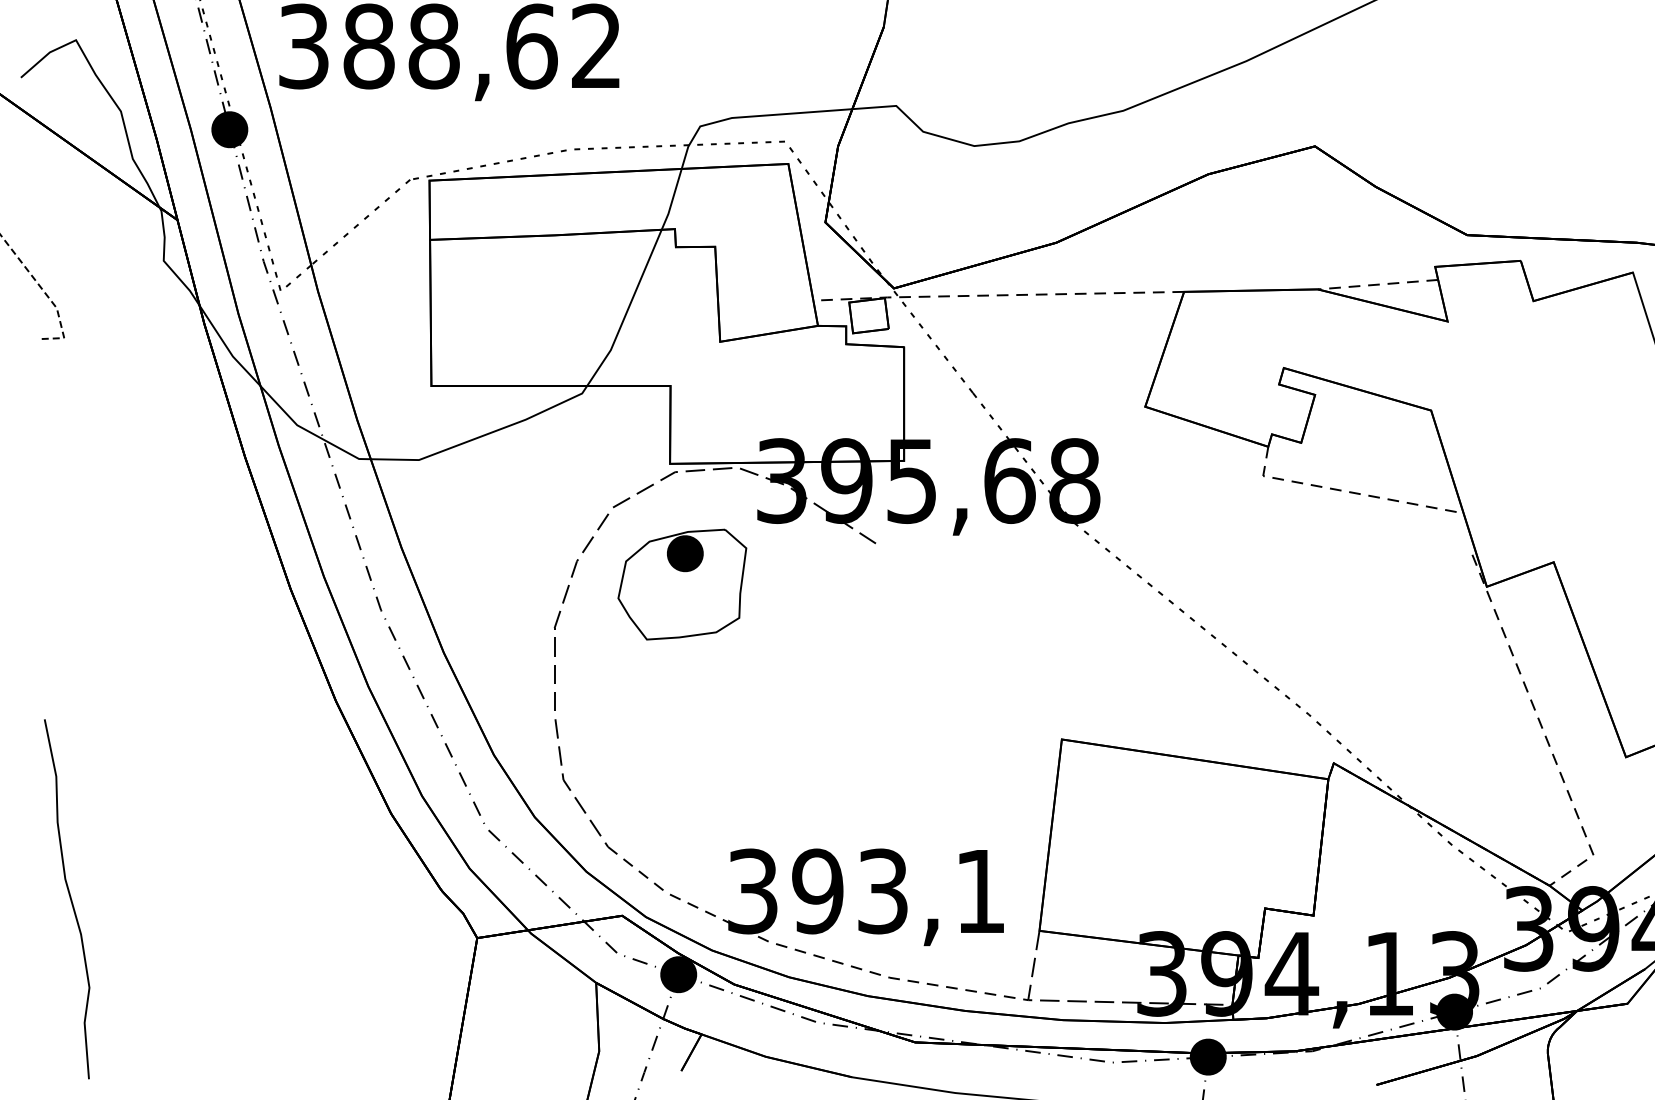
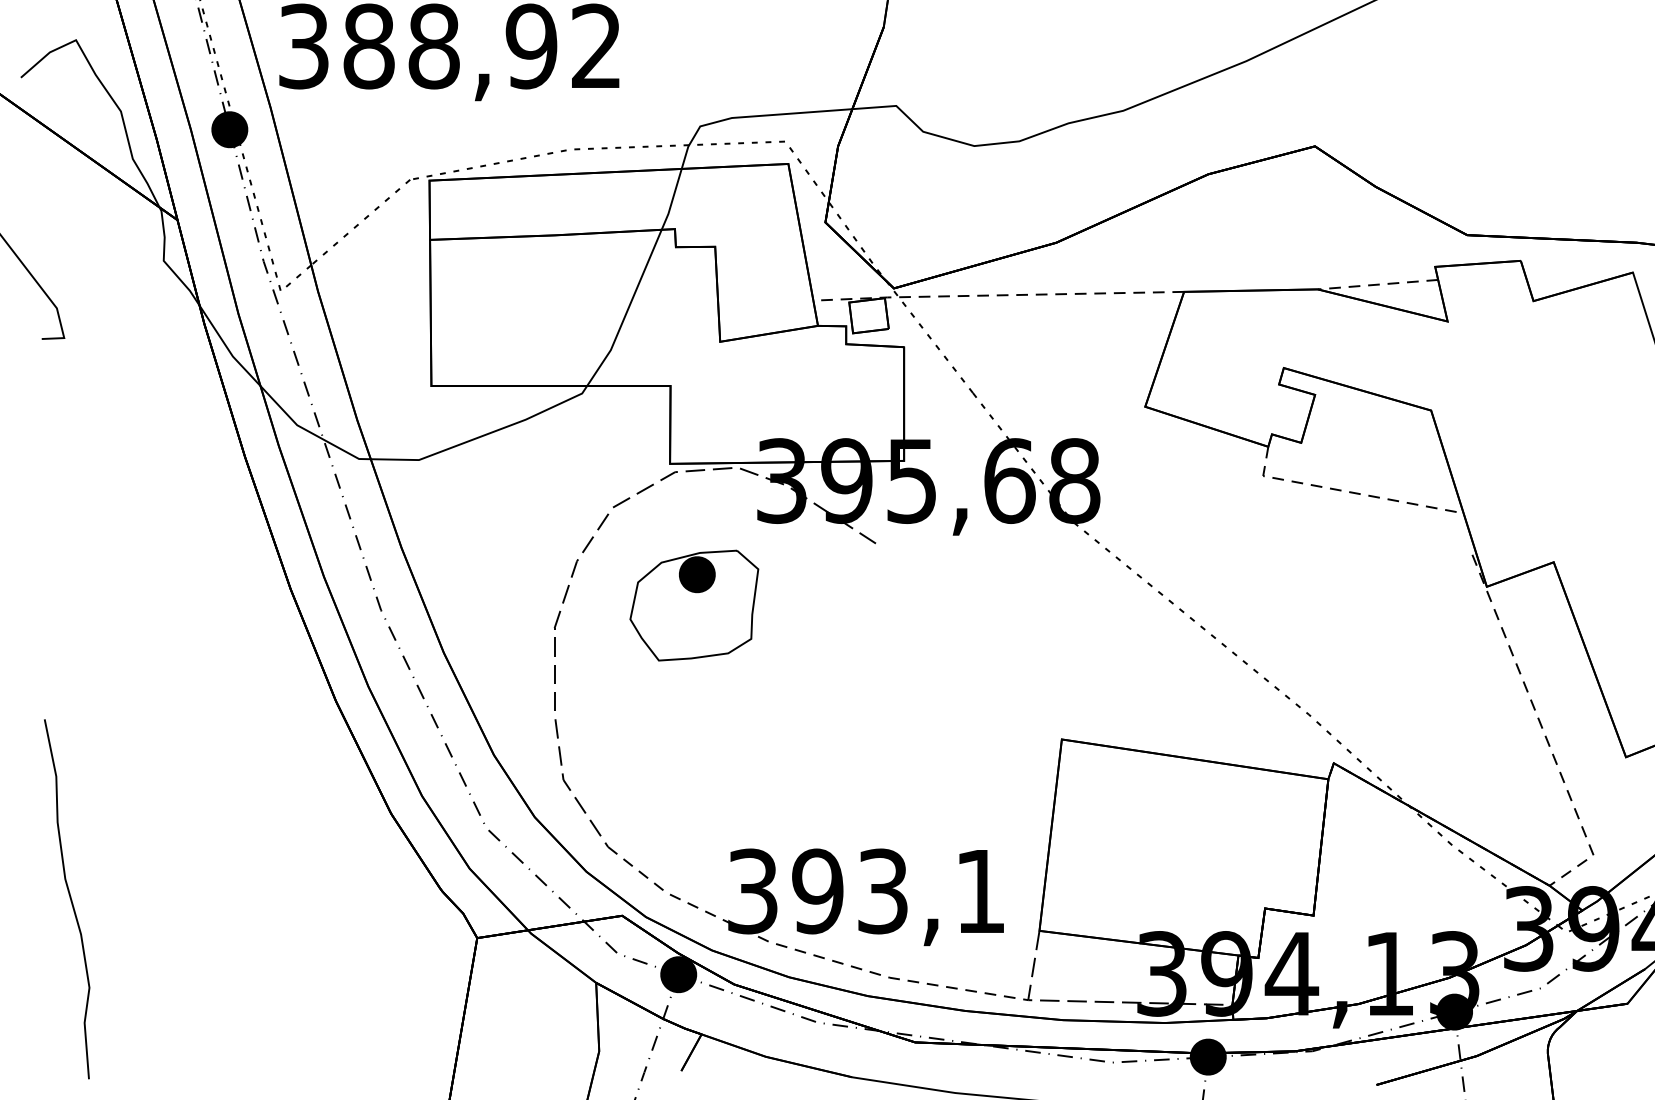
text: 388,62 -> 388,92 (531, 46)
line: dashed -> solid (45, 293)
part position: (682, 584) -> (694, 605) (694, 605)
